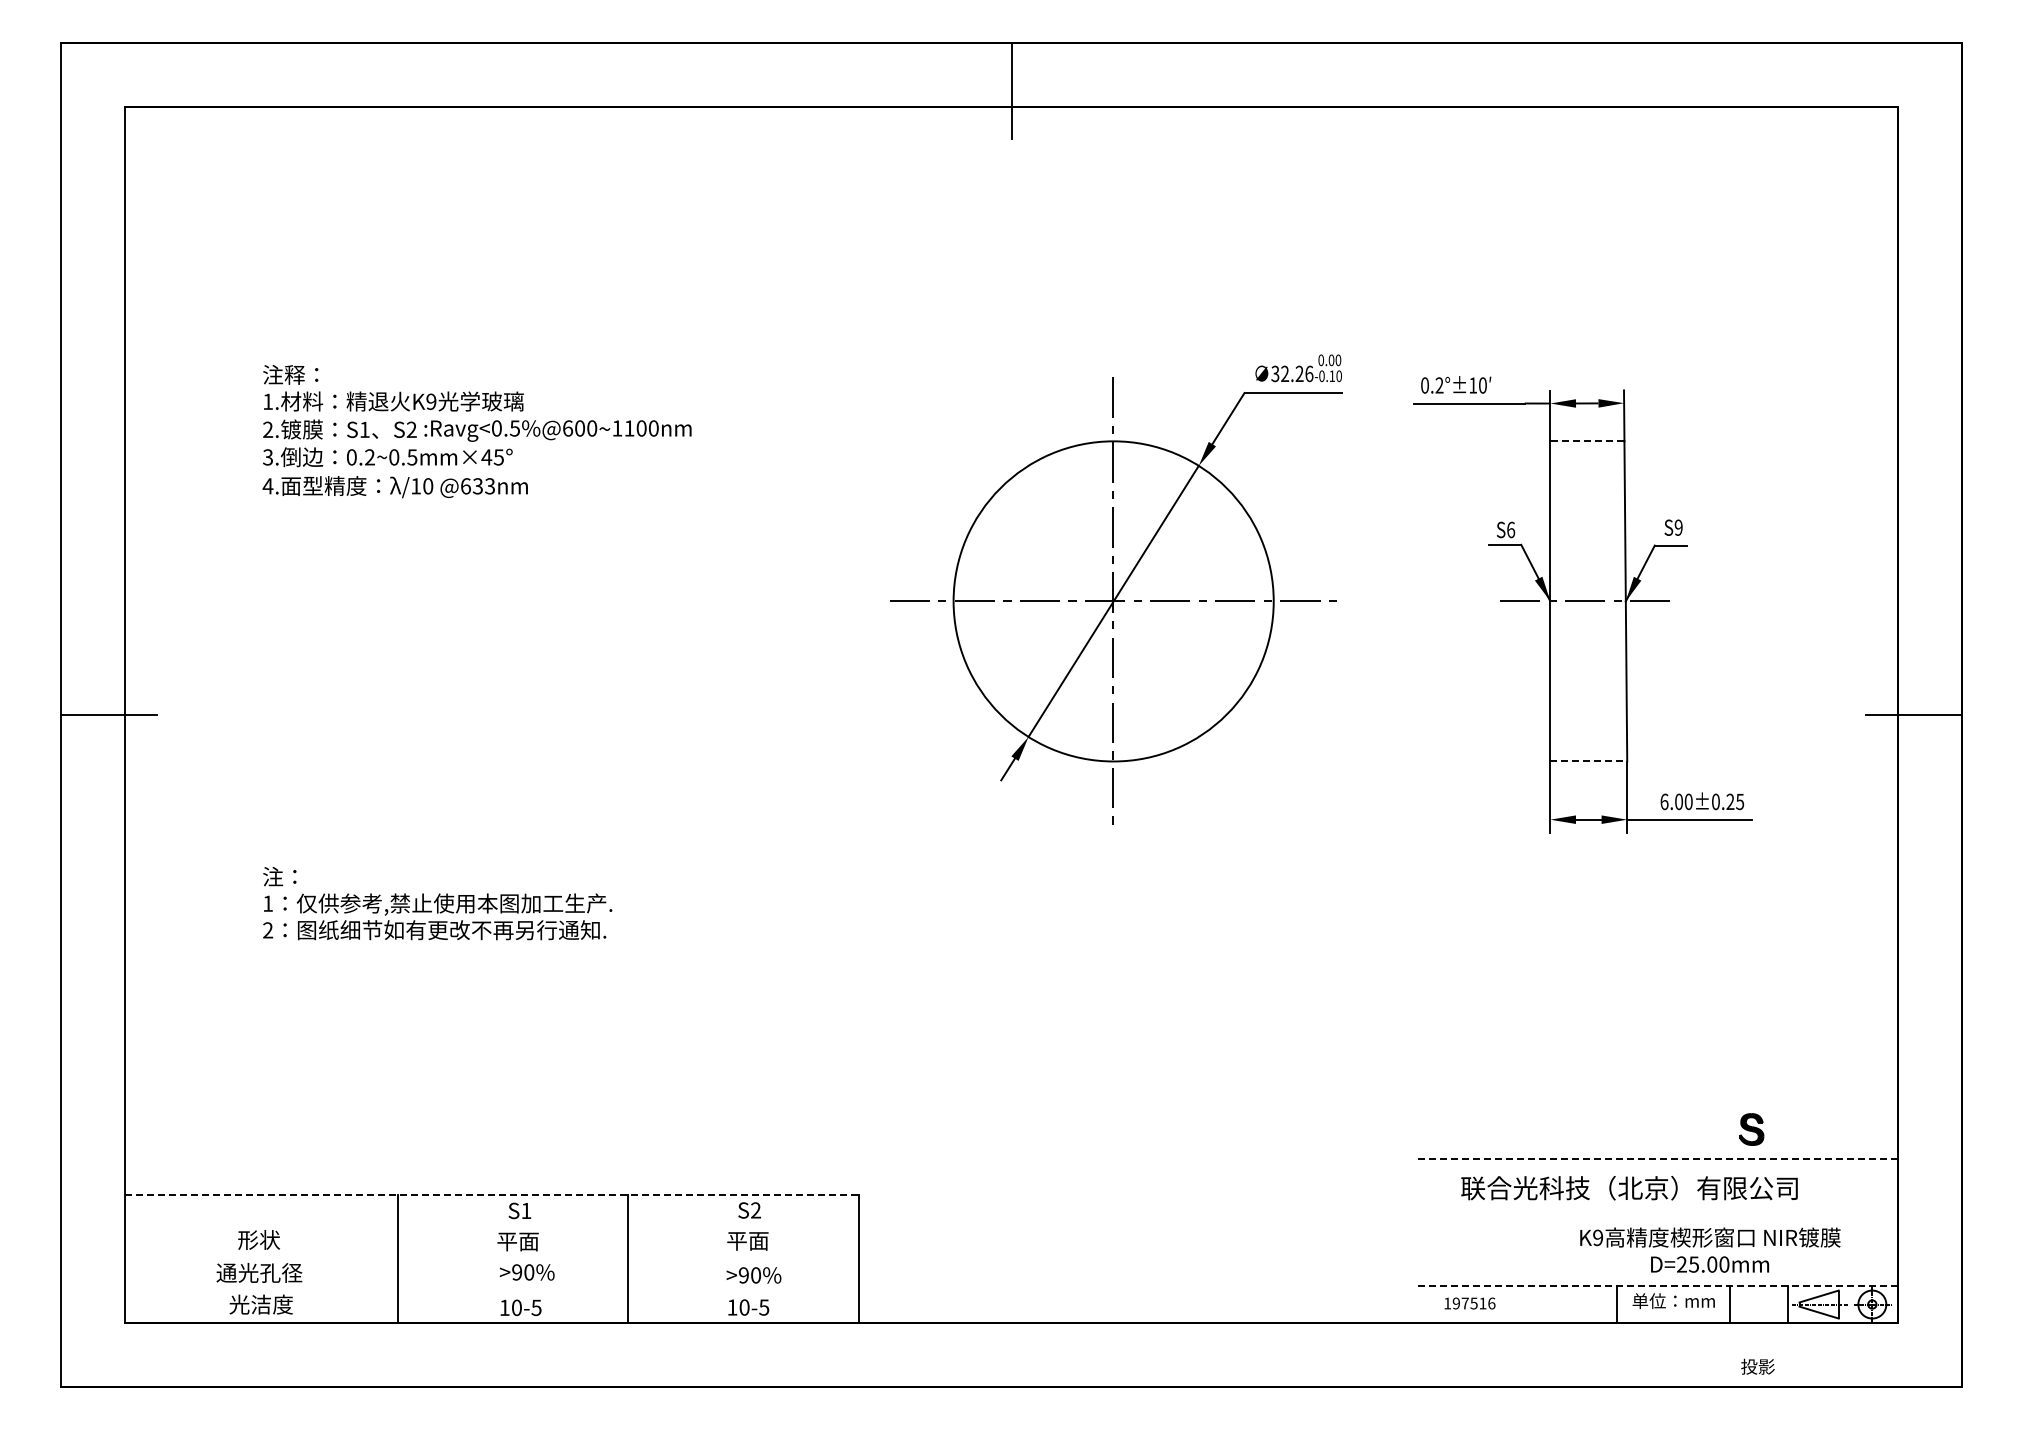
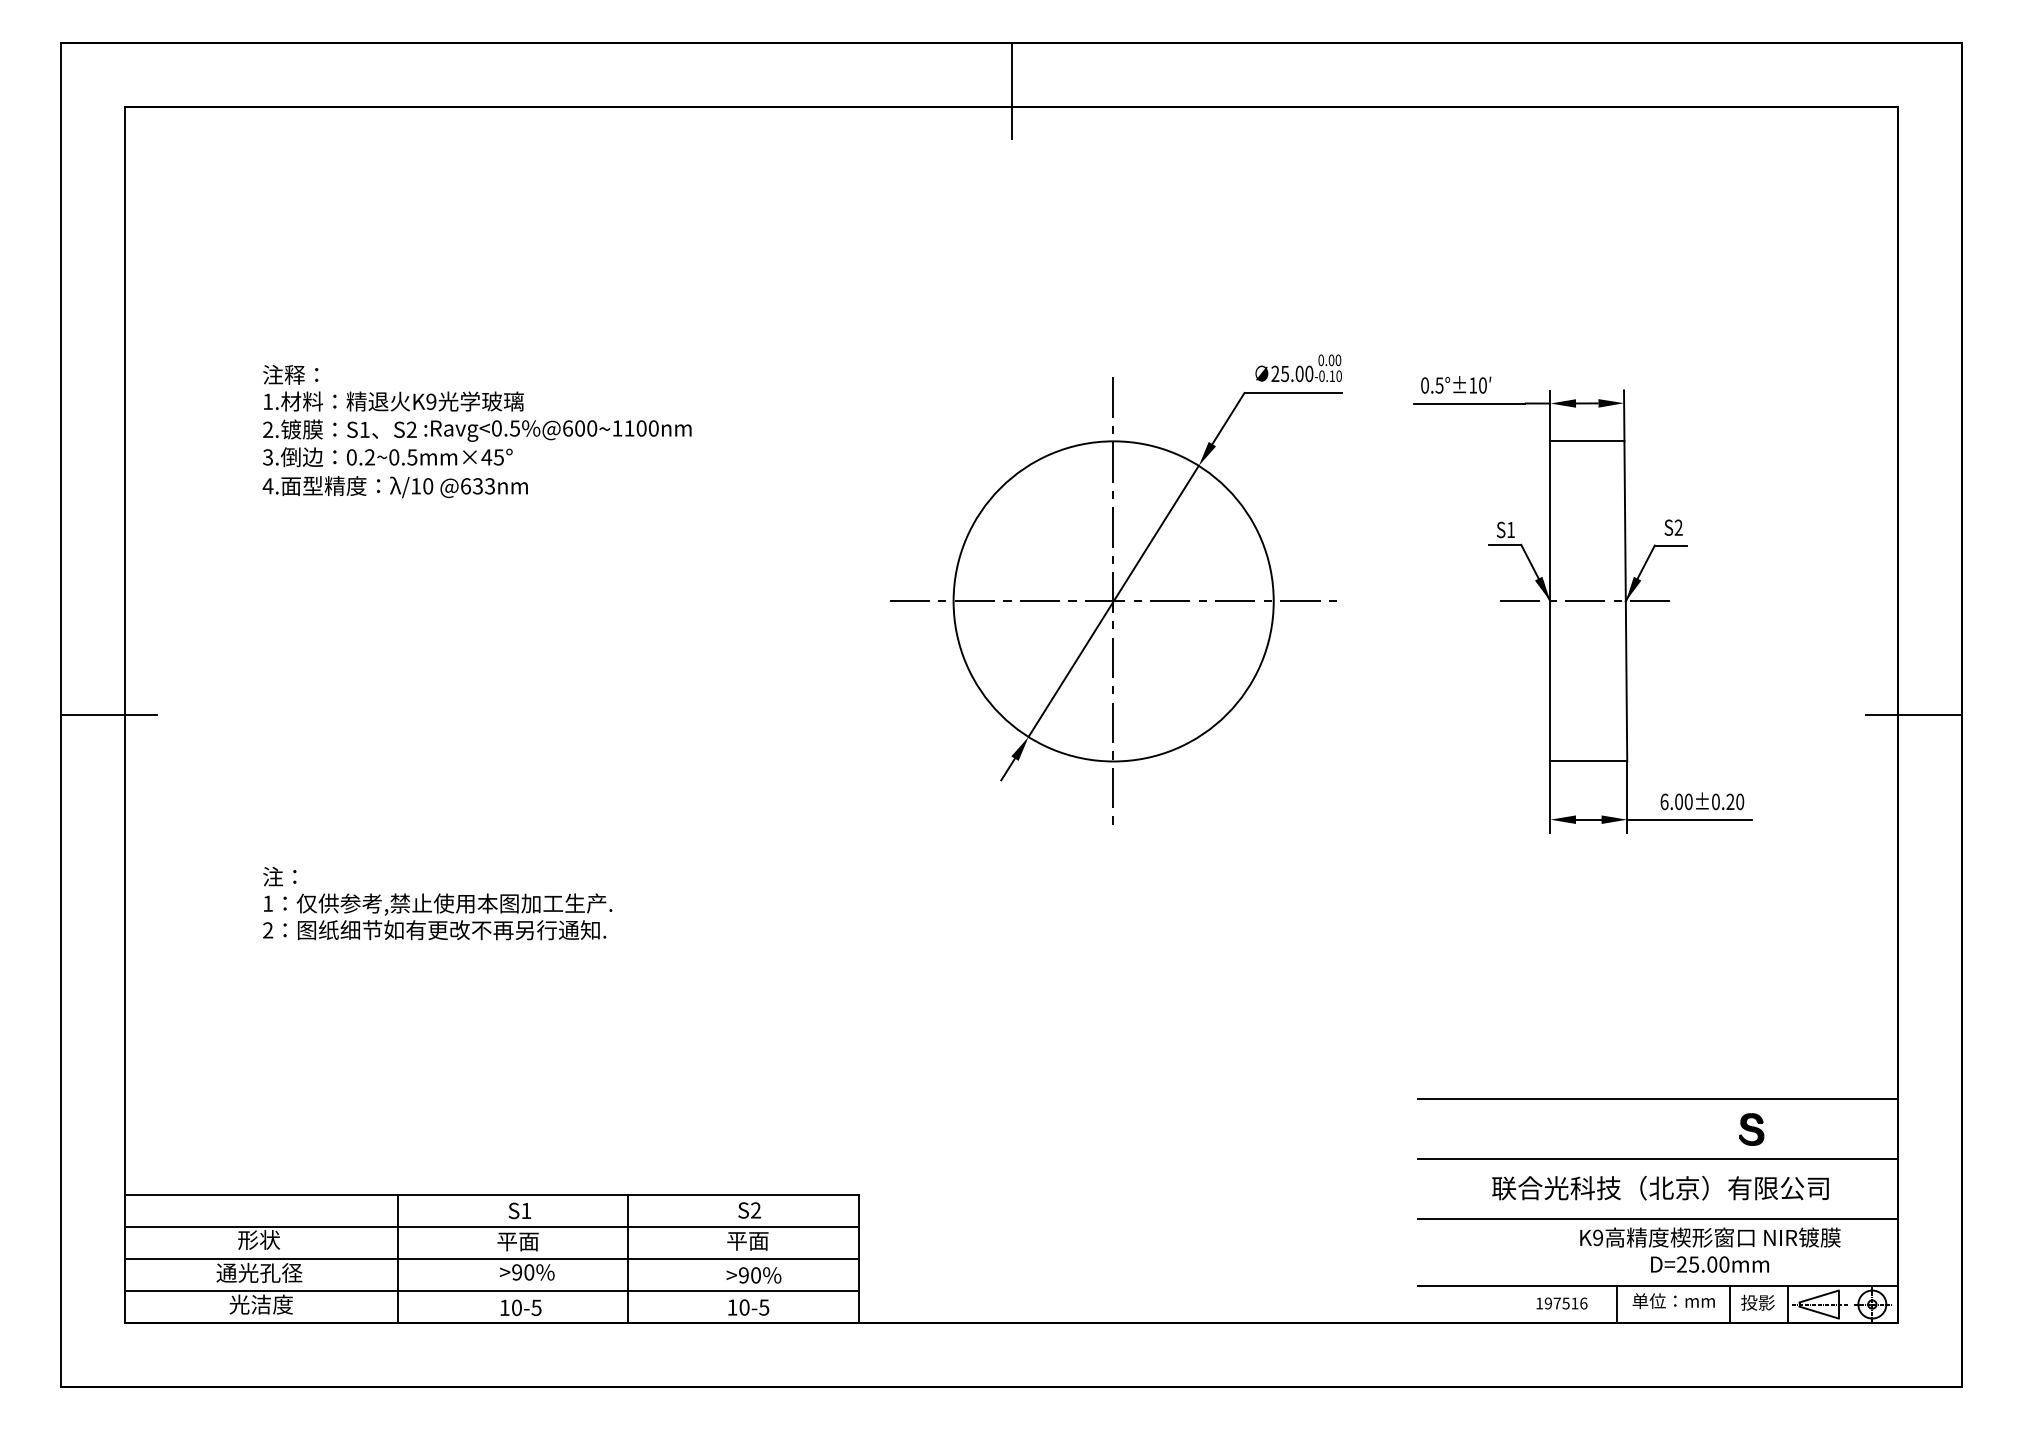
text: 32.26 -> 25.00 (1292, 373)
text: 0.2°±10 -> 0.5°±10 (1439, 385)
line: dashed -> solid (1586, 441)
text: S9 -> S2 (1678, 527)
text: S6 -> S1 (1511, 529)
line: dashed -> solid (1589, 761)
text: 6.00±0.25 -> 6.00±0.20 (1740, 801)
line: none -> present (1658, 1099)
line: dashed -> solid (1658, 1158)
text position: (1629, 1188) -> (1660, 1188) (1660, 1188)
line: dashed -> solid (492, 1195)
line: none -> present (1658, 1218)
line: none -> present (491, 1227)
line: none -> present (491, 1259)
line: dashed -> solid (1658, 1285)
line: none -> present (491, 1291)
text position: (1469, 1303) -> (1561, 1303) (1561, 1303)
text position: (1757, 1366) -> (1757, 1302) (1757, 1302)
